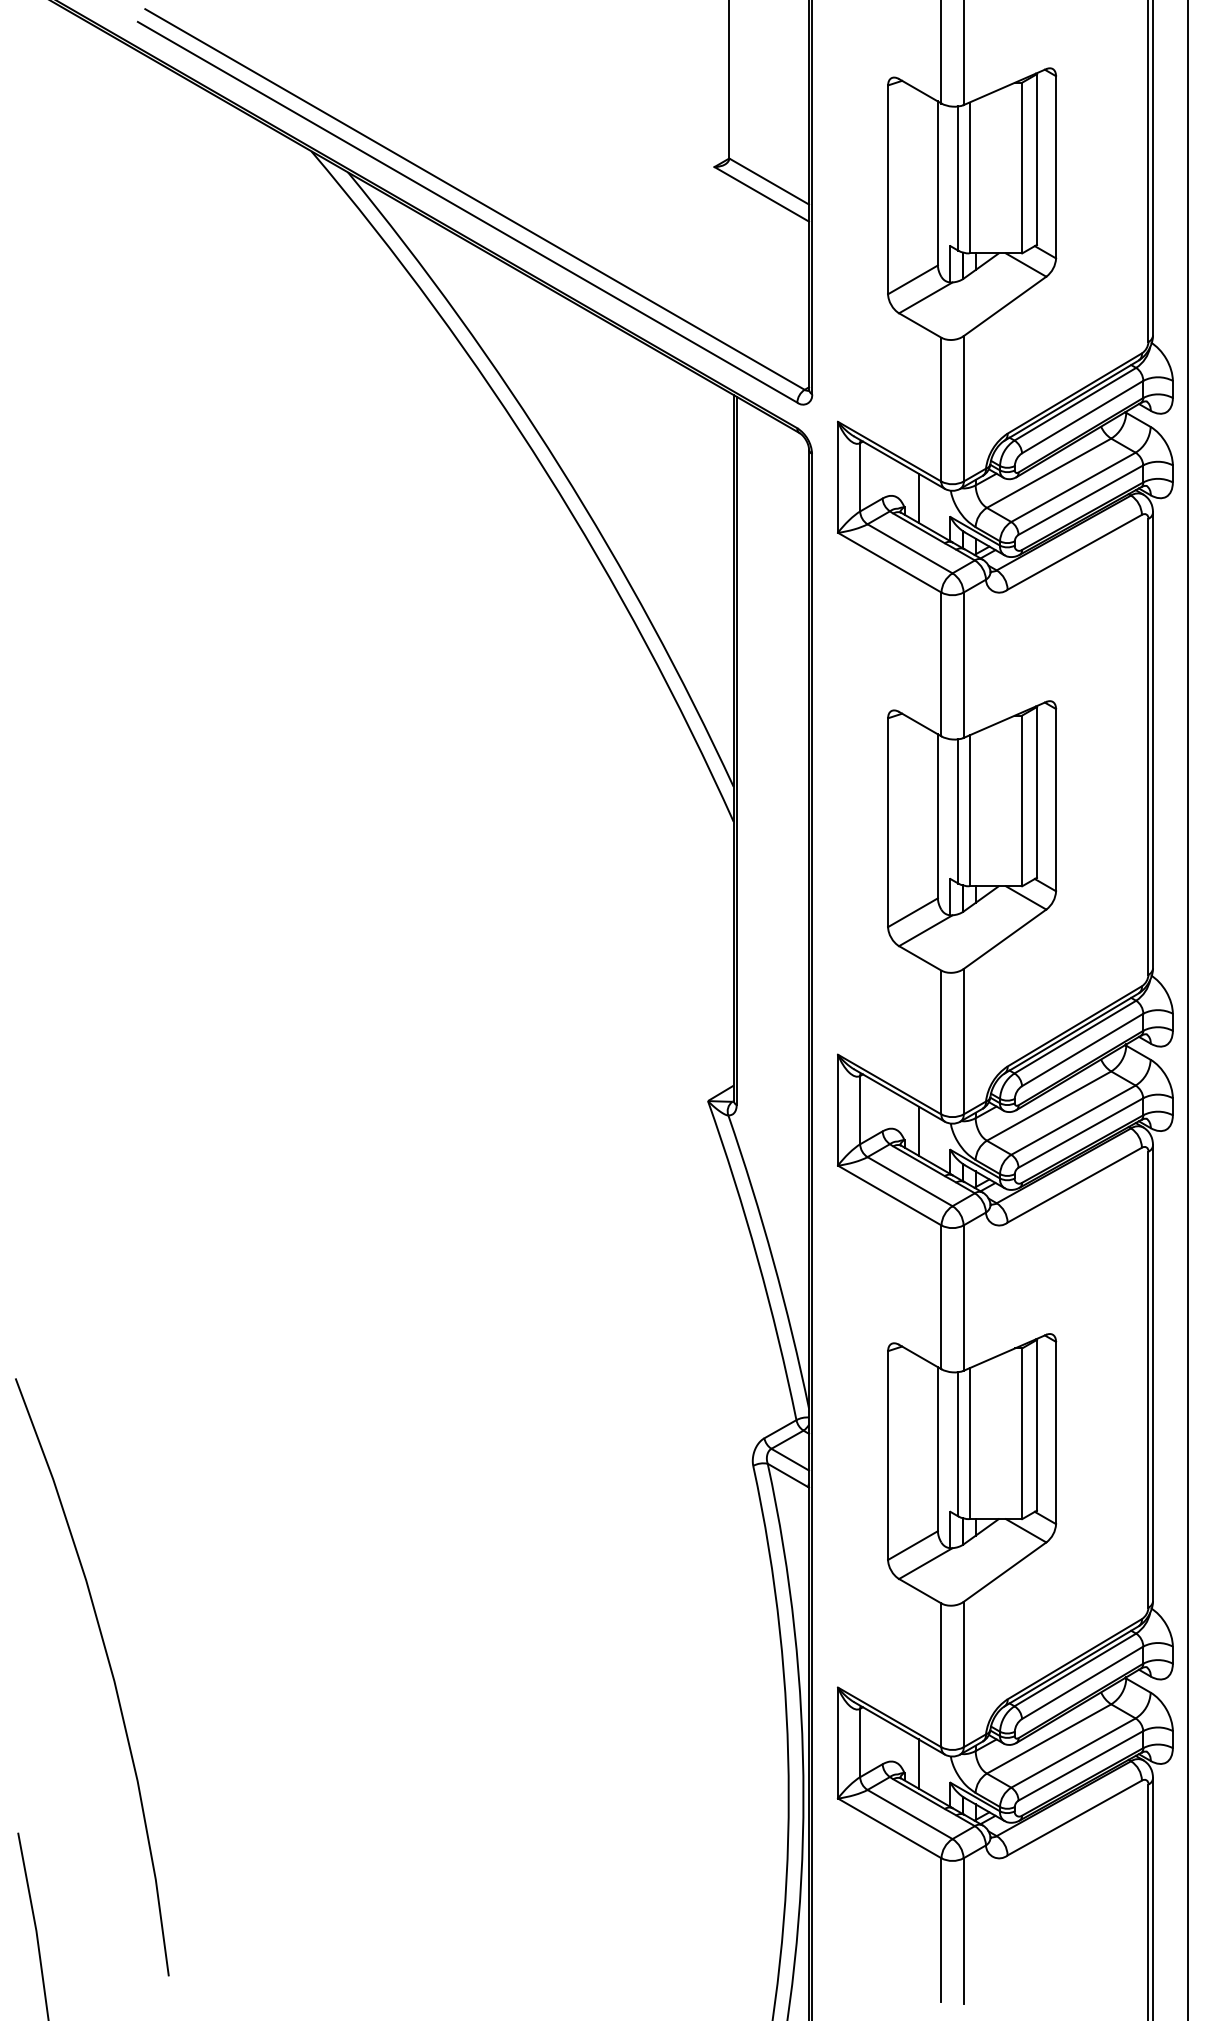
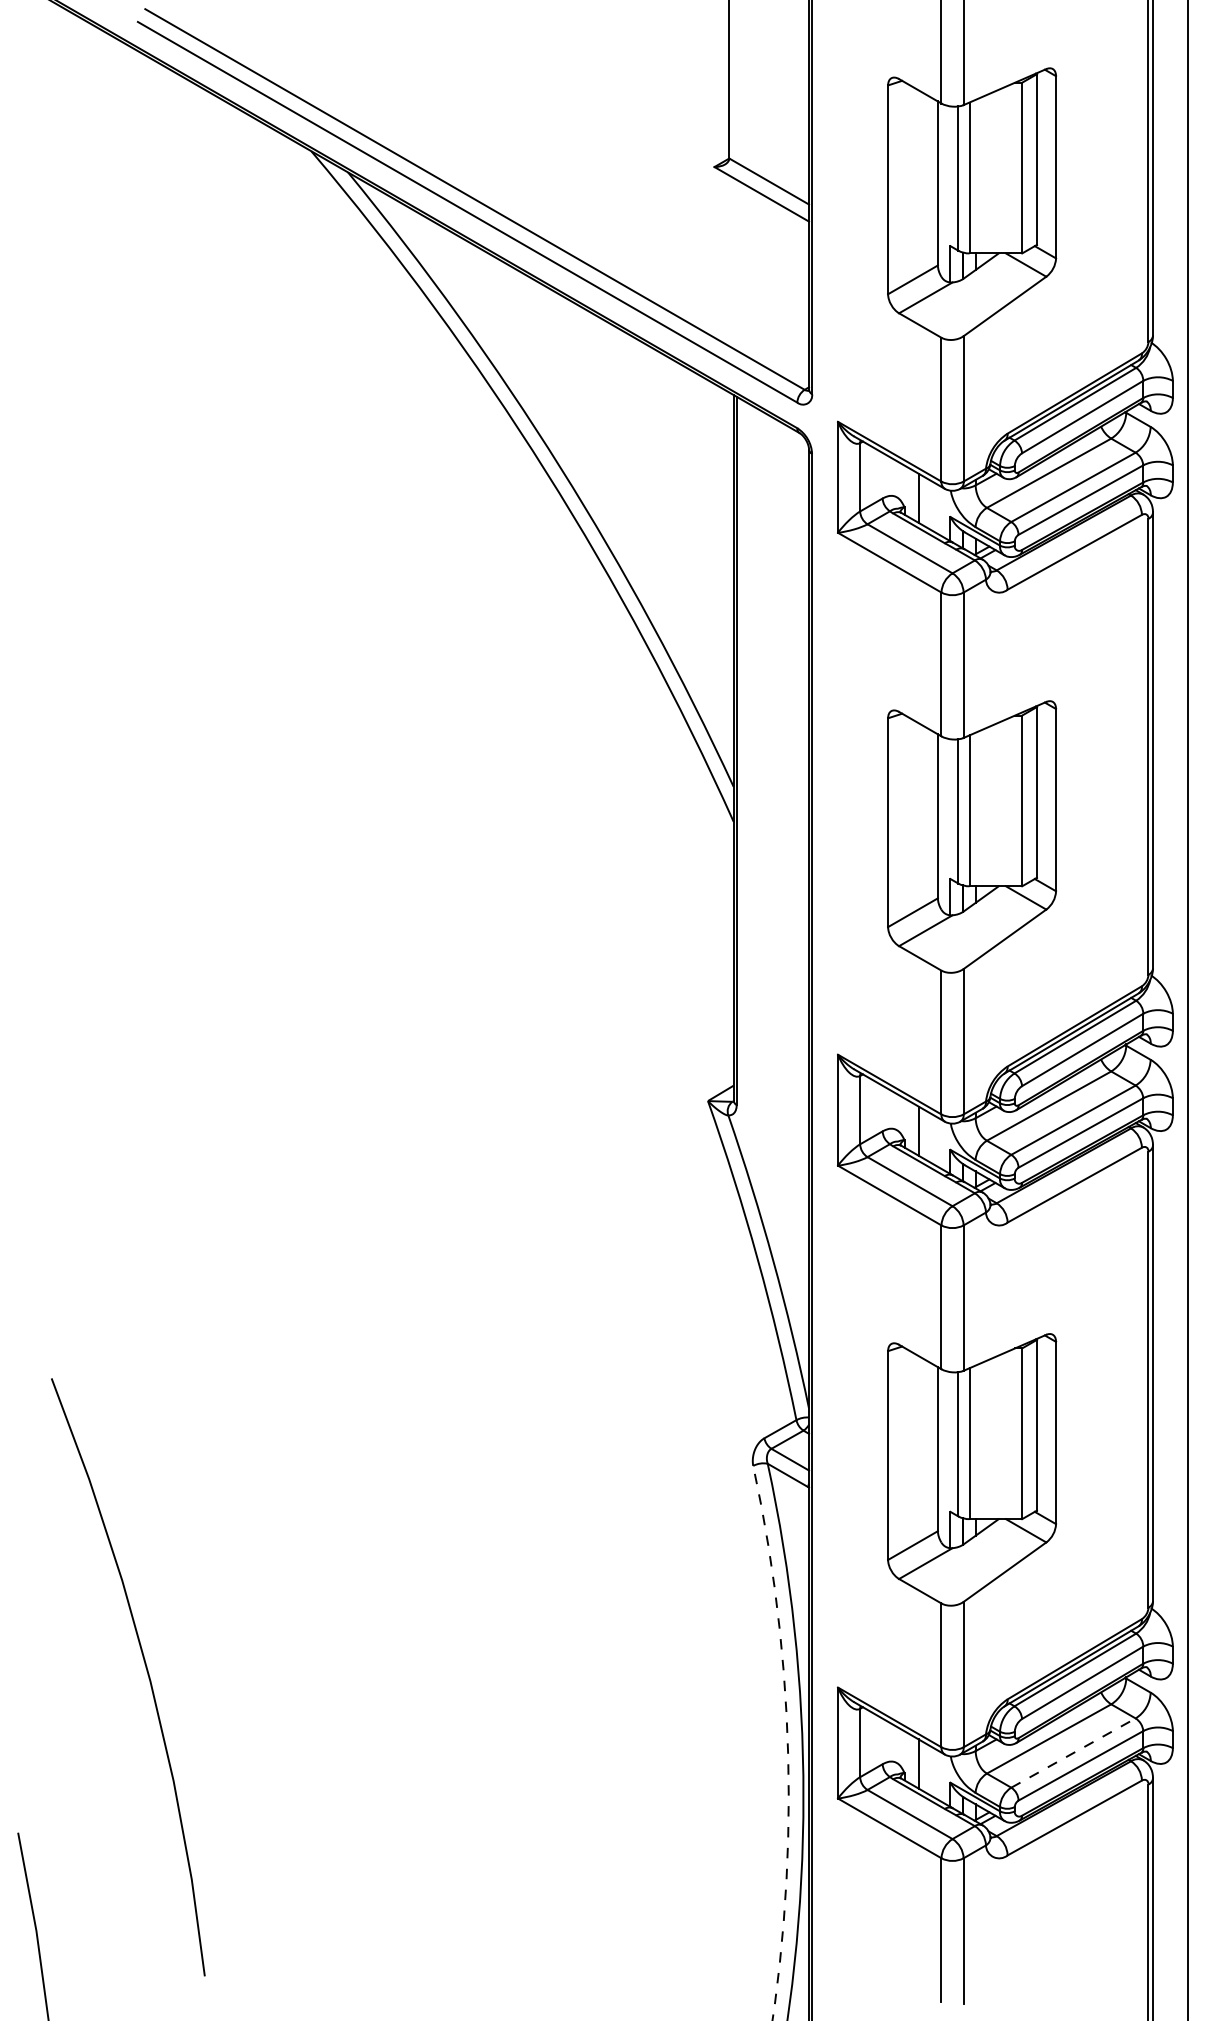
curve position: (110, 1671) -> (146, 1671) (146, 1671)
arc: solid -> dashed (787, 1742)
line: solid -> dashed (1073, 1752)
